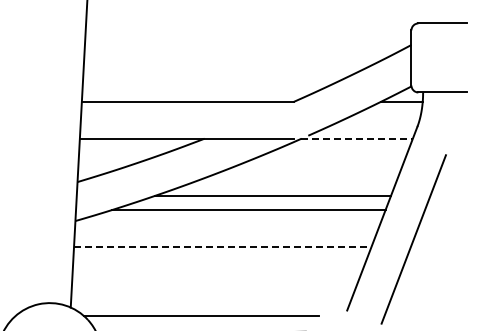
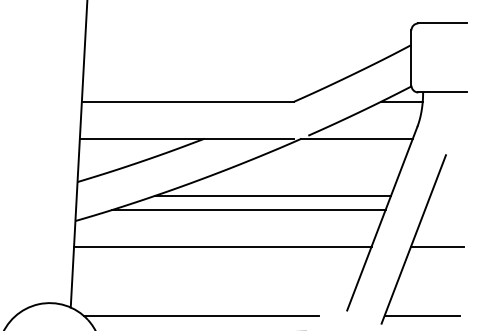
line: dashed -> solid (357, 138)
line: dashed -> solid (222, 246)
line: none -> present (437, 246)
line: none -> present (421, 315)
